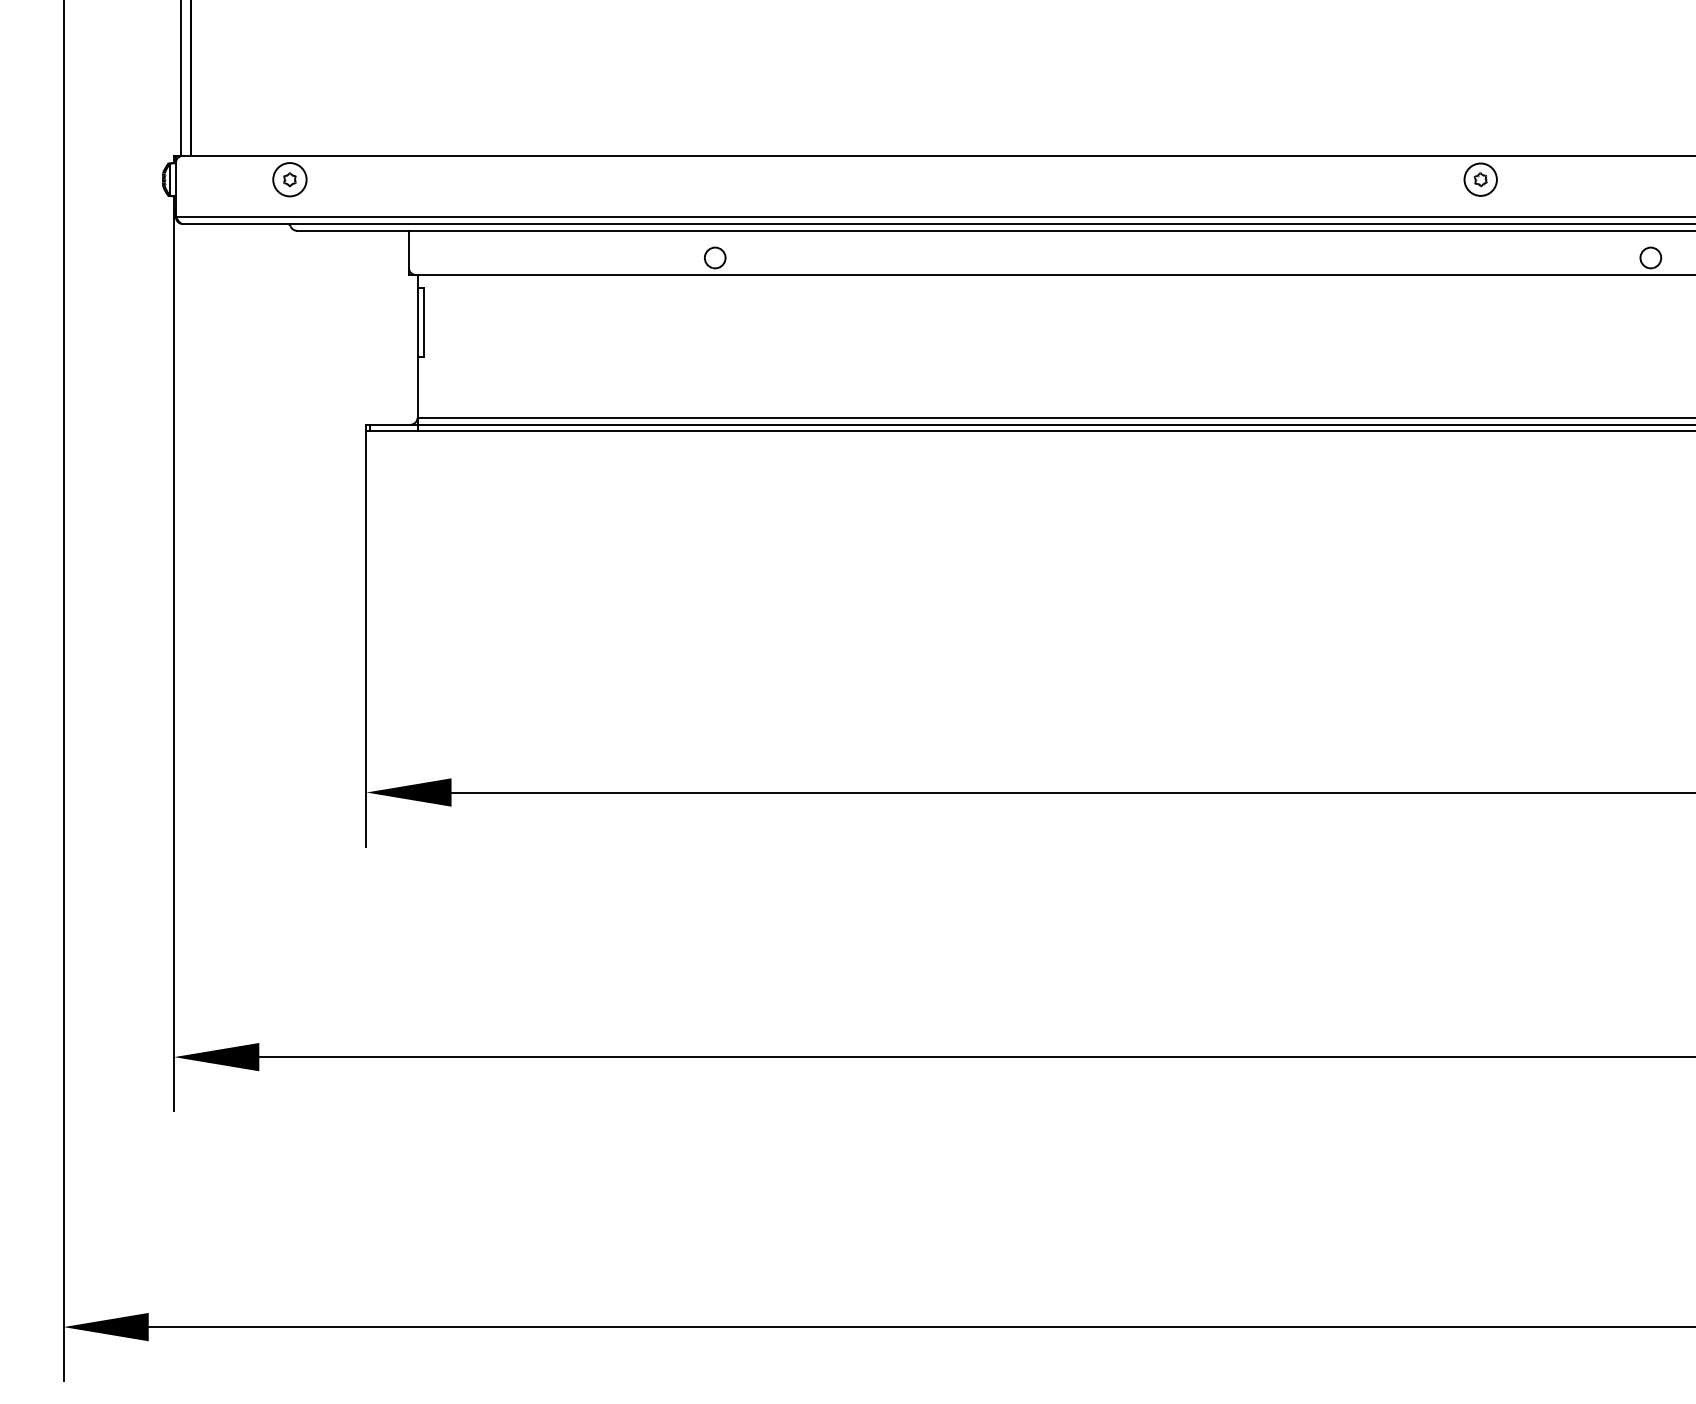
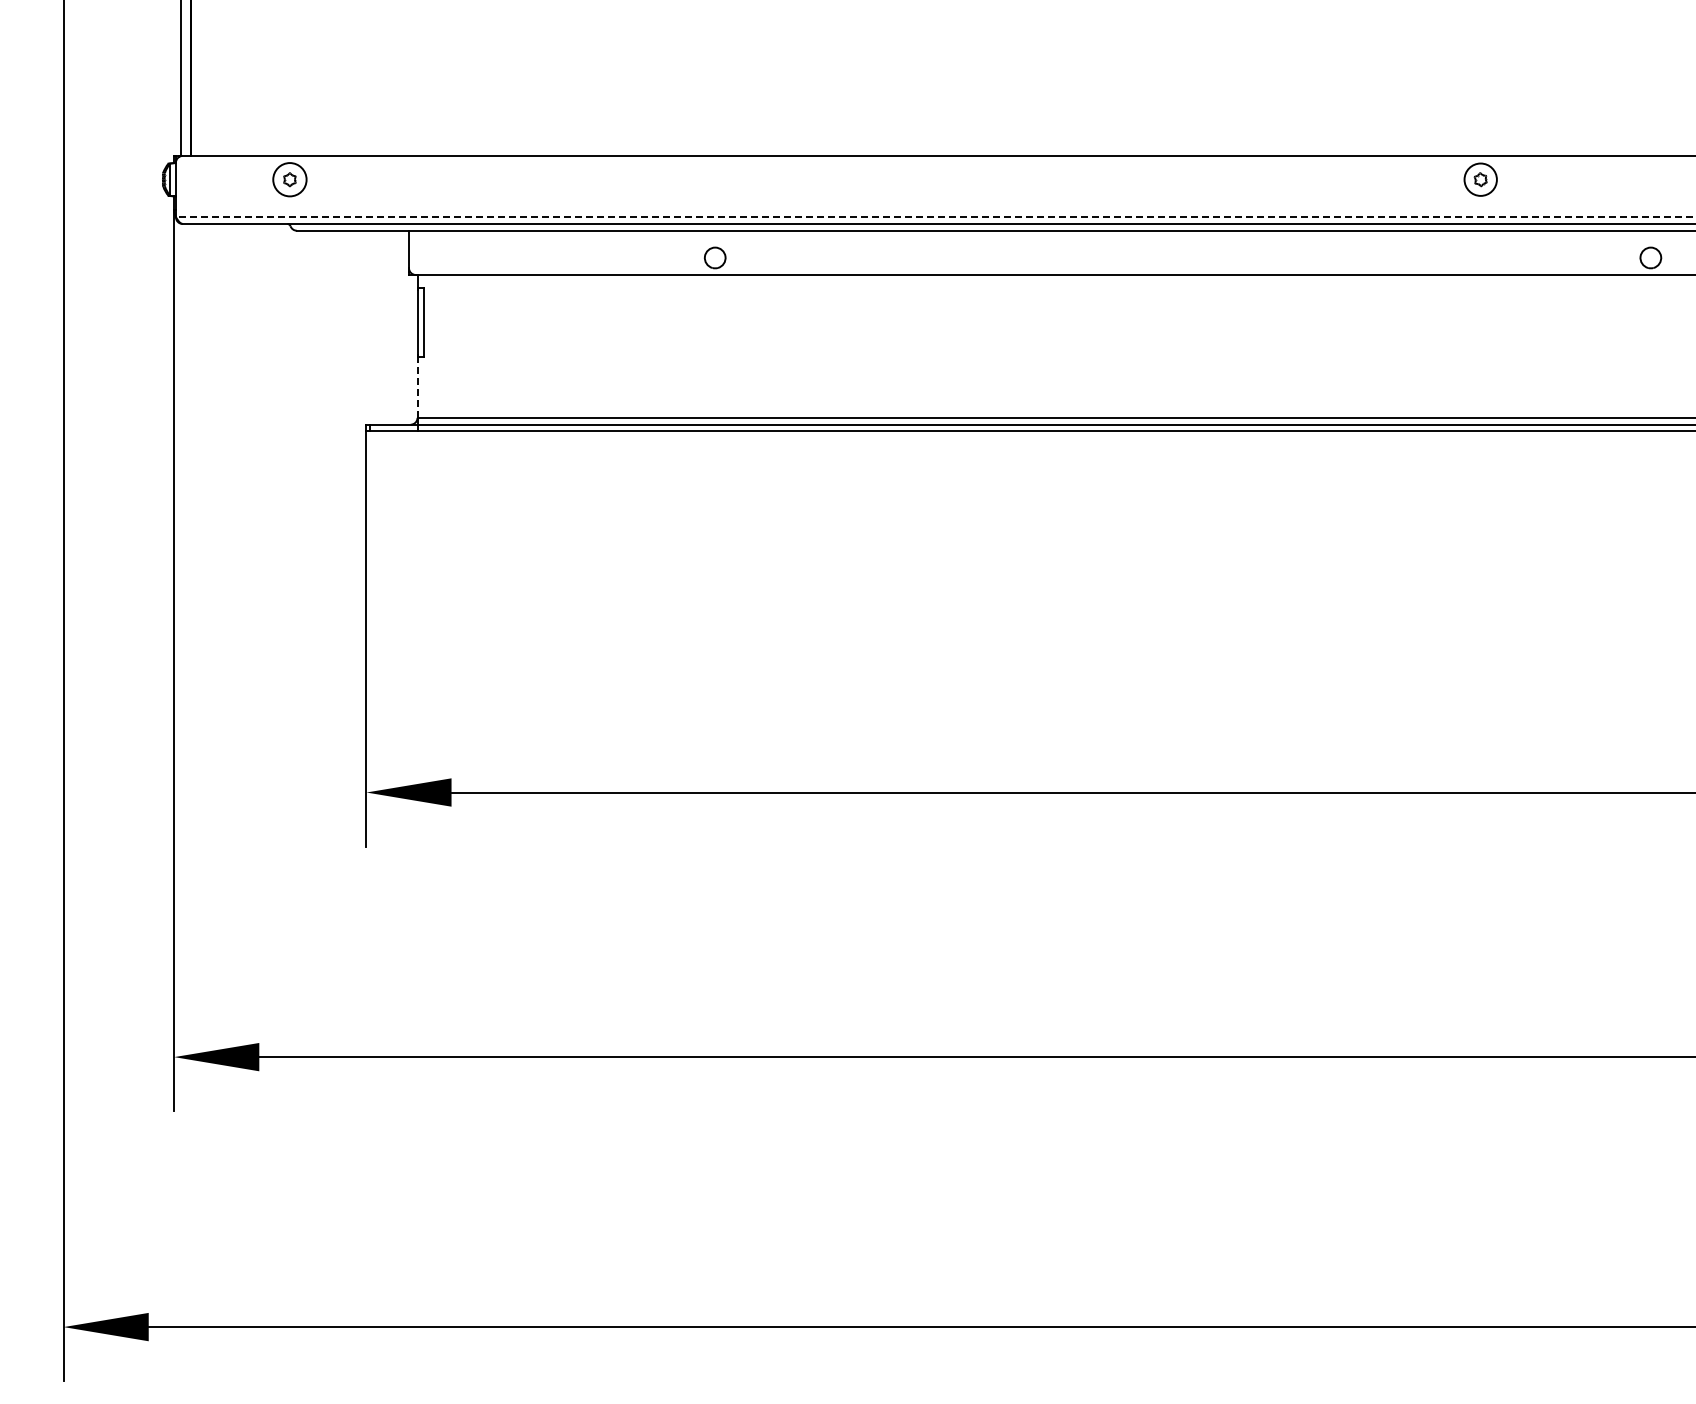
line: solid -> dashed (935, 217)
line: solid -> dashed (417, 387)
